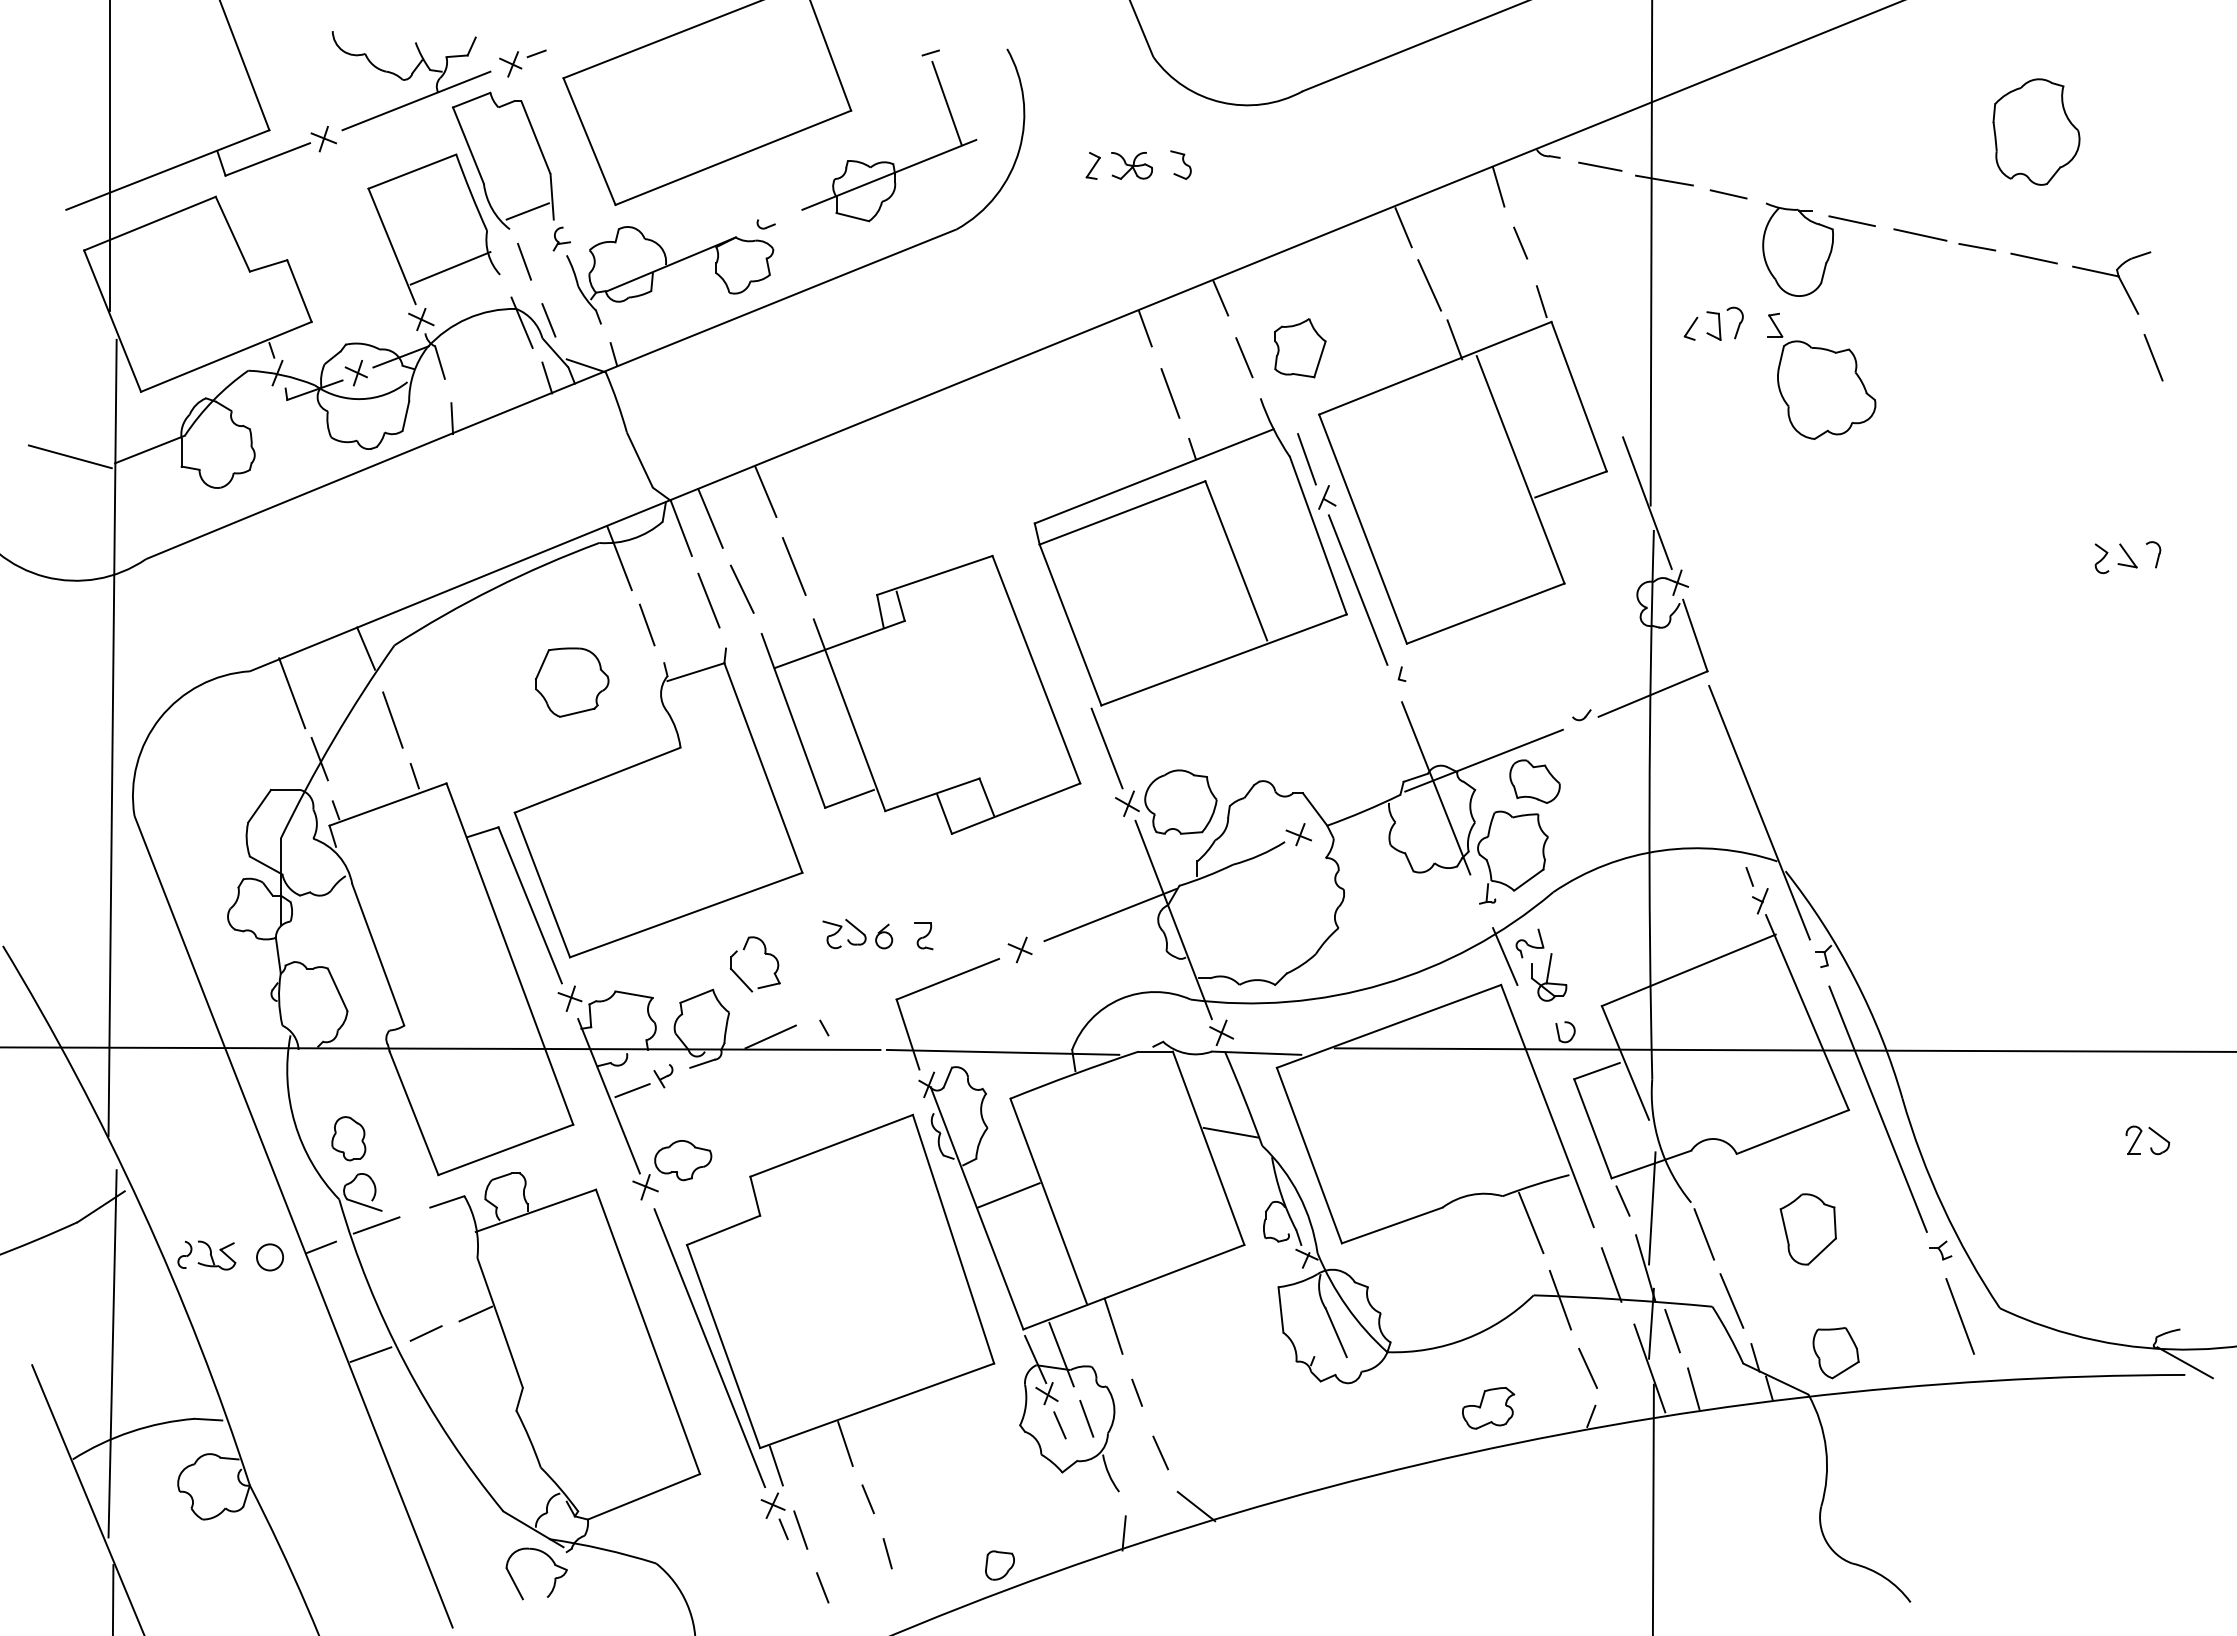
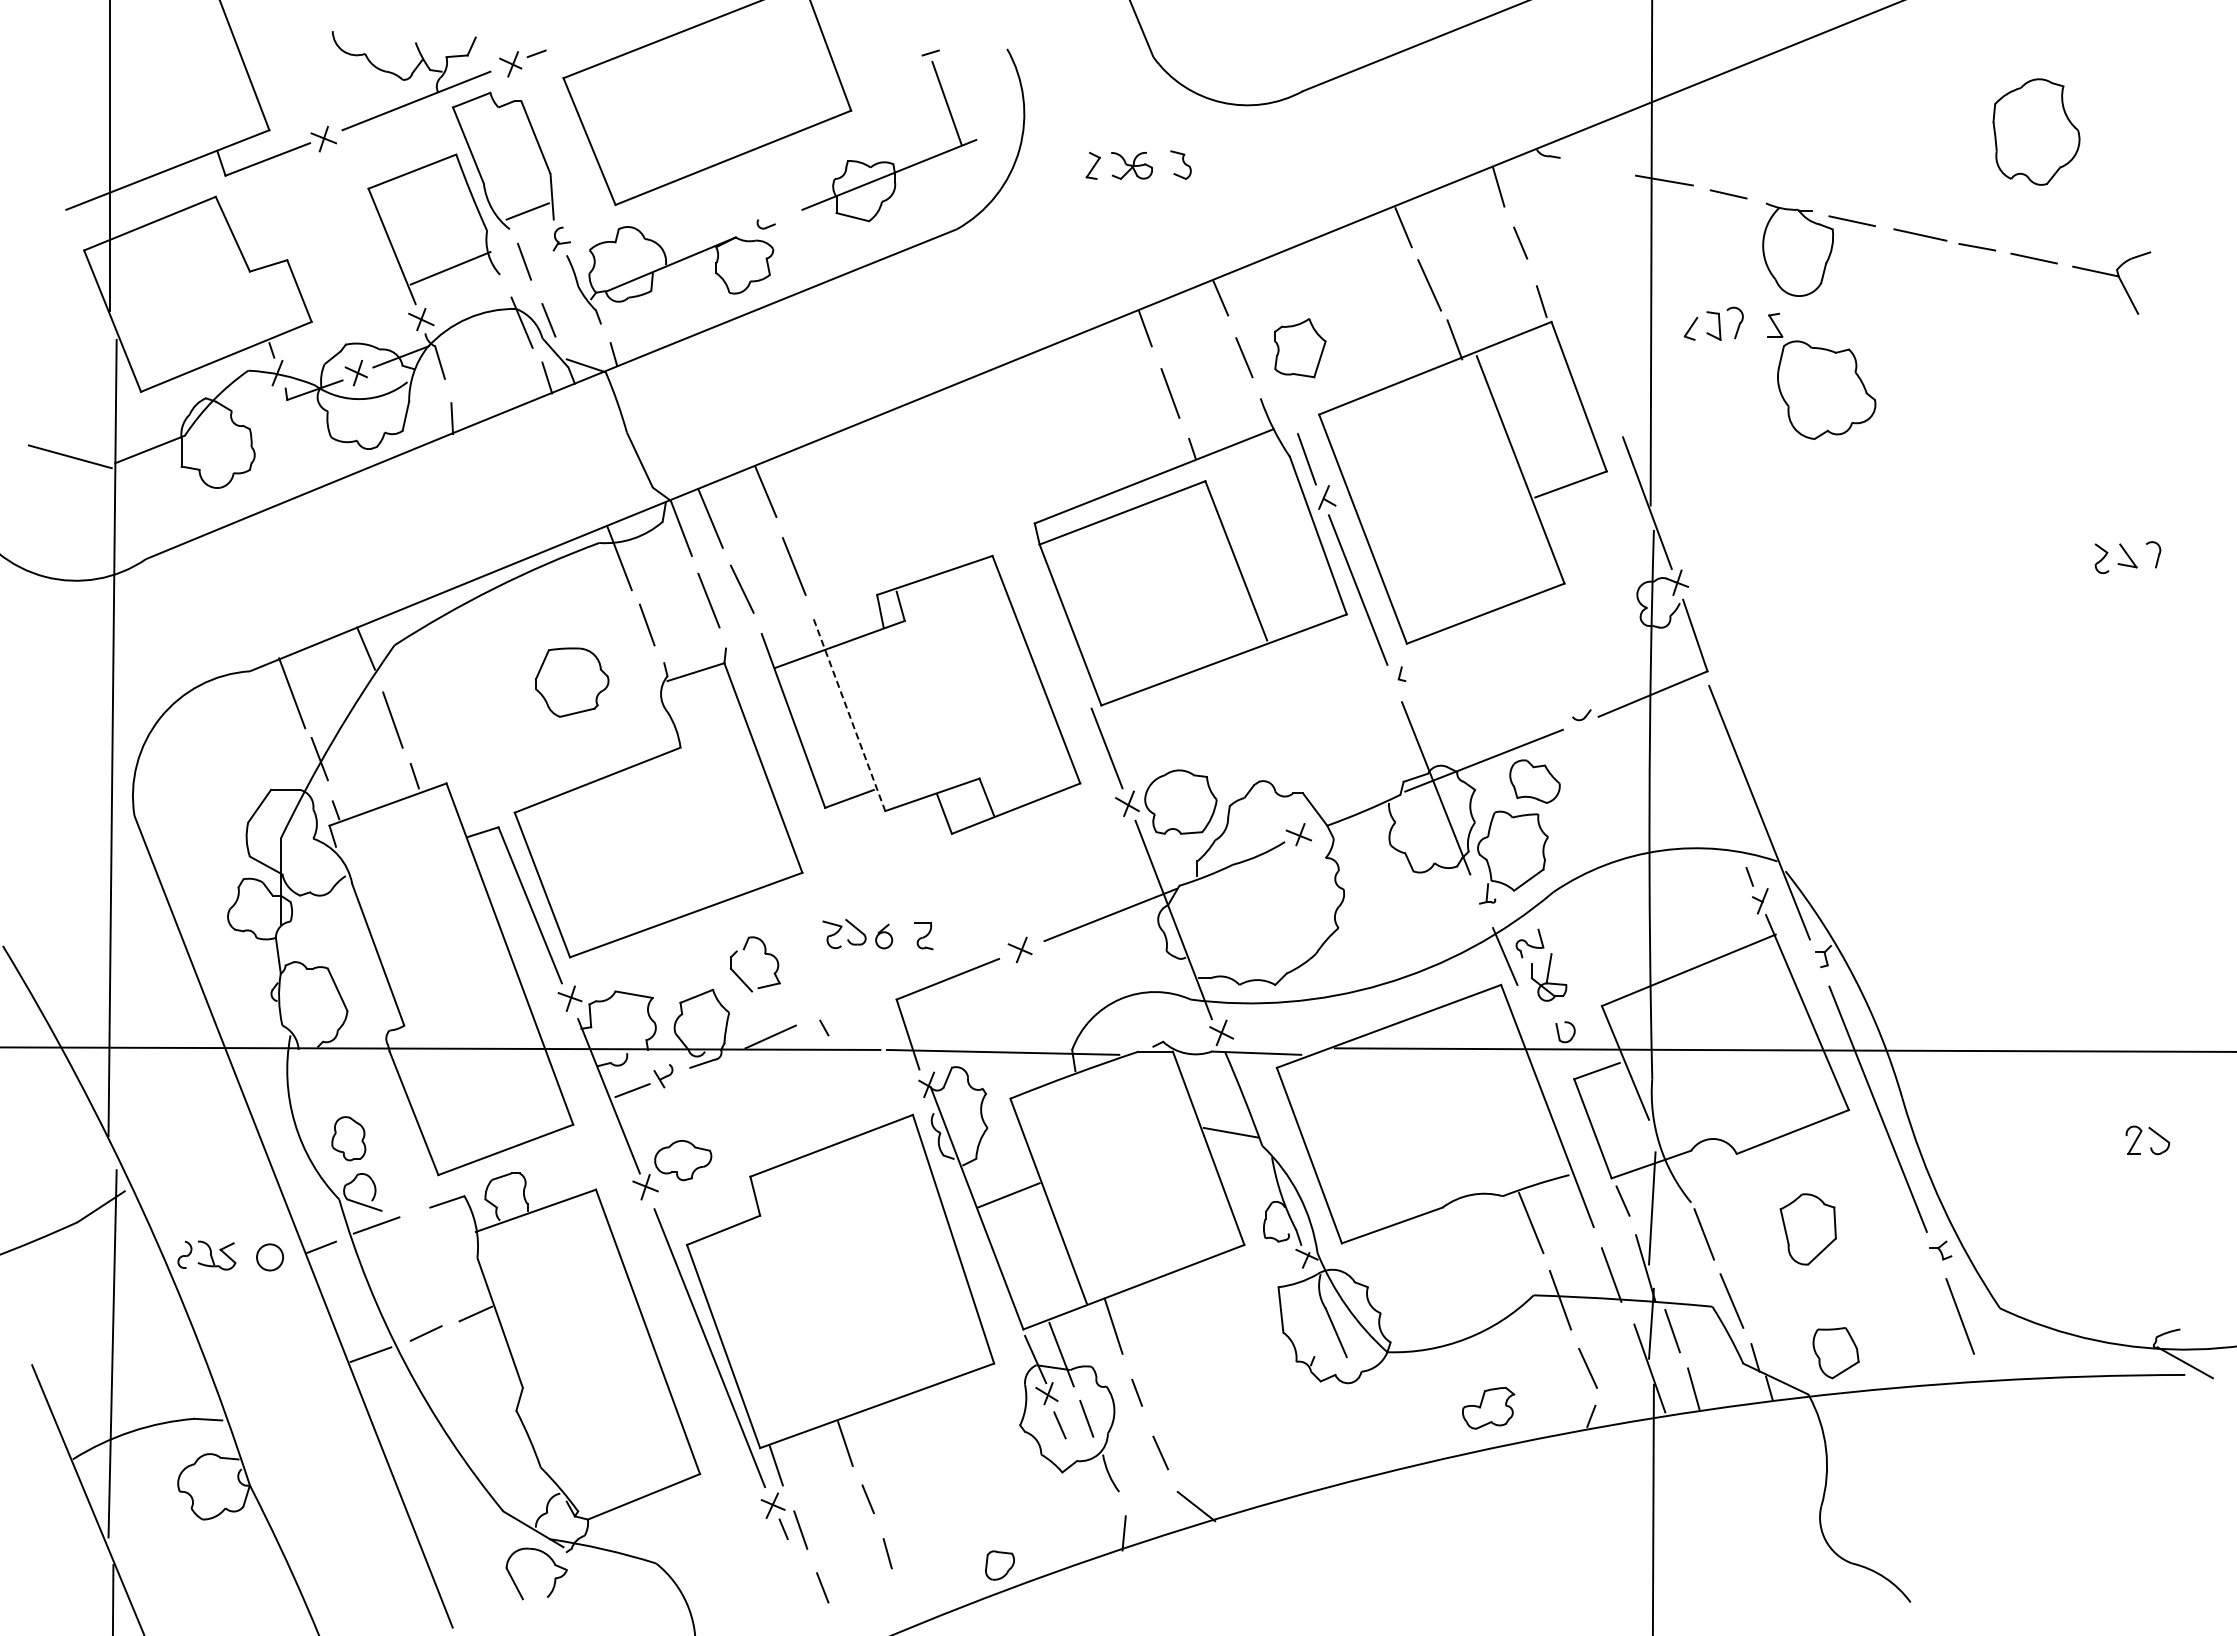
line: present -> none (1600, 166)
line: present -> none (2153, 357)
line: solid -> dashed (849, 715)
